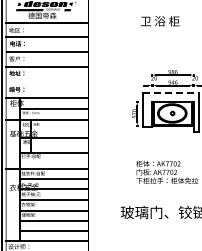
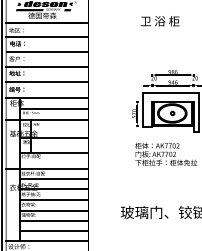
line: none -> present (47, 82)
line: dashed -> solid (171, 93)
text position: (167, 171) -> (166, 153) (166, 153)
